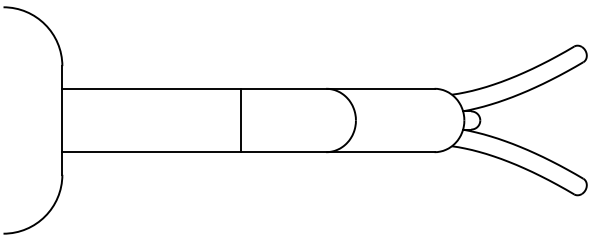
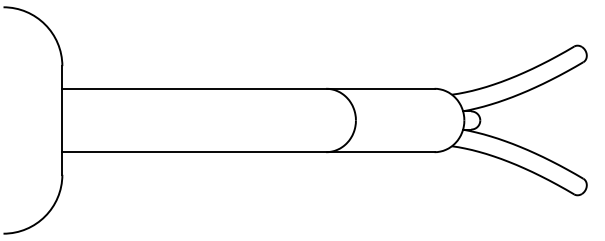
line: present -> none (241, 120)
